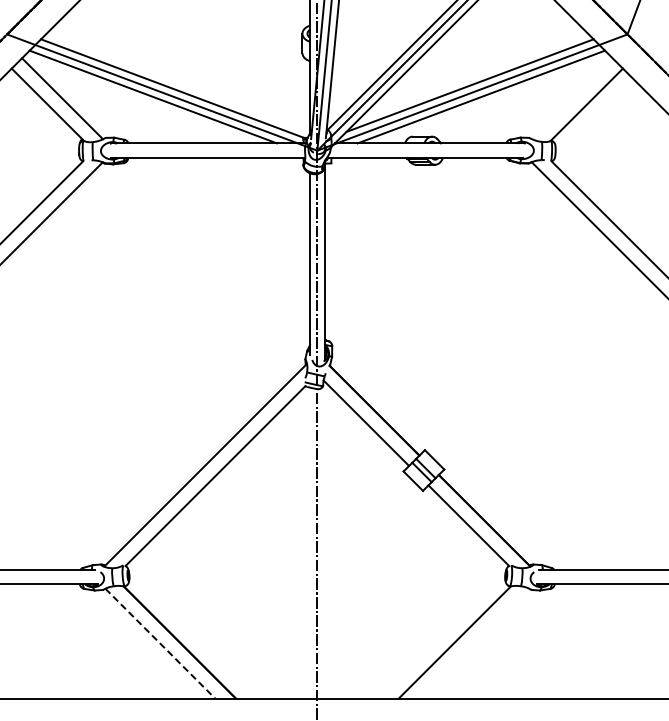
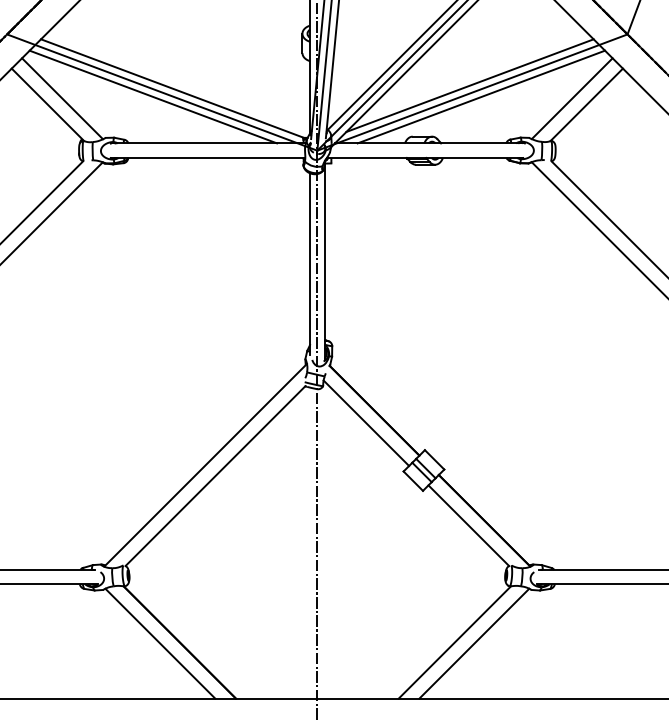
line: none -> present (571, 98)
line: dashed -> solid (160, 643)
line: none -> present (474, 643)
